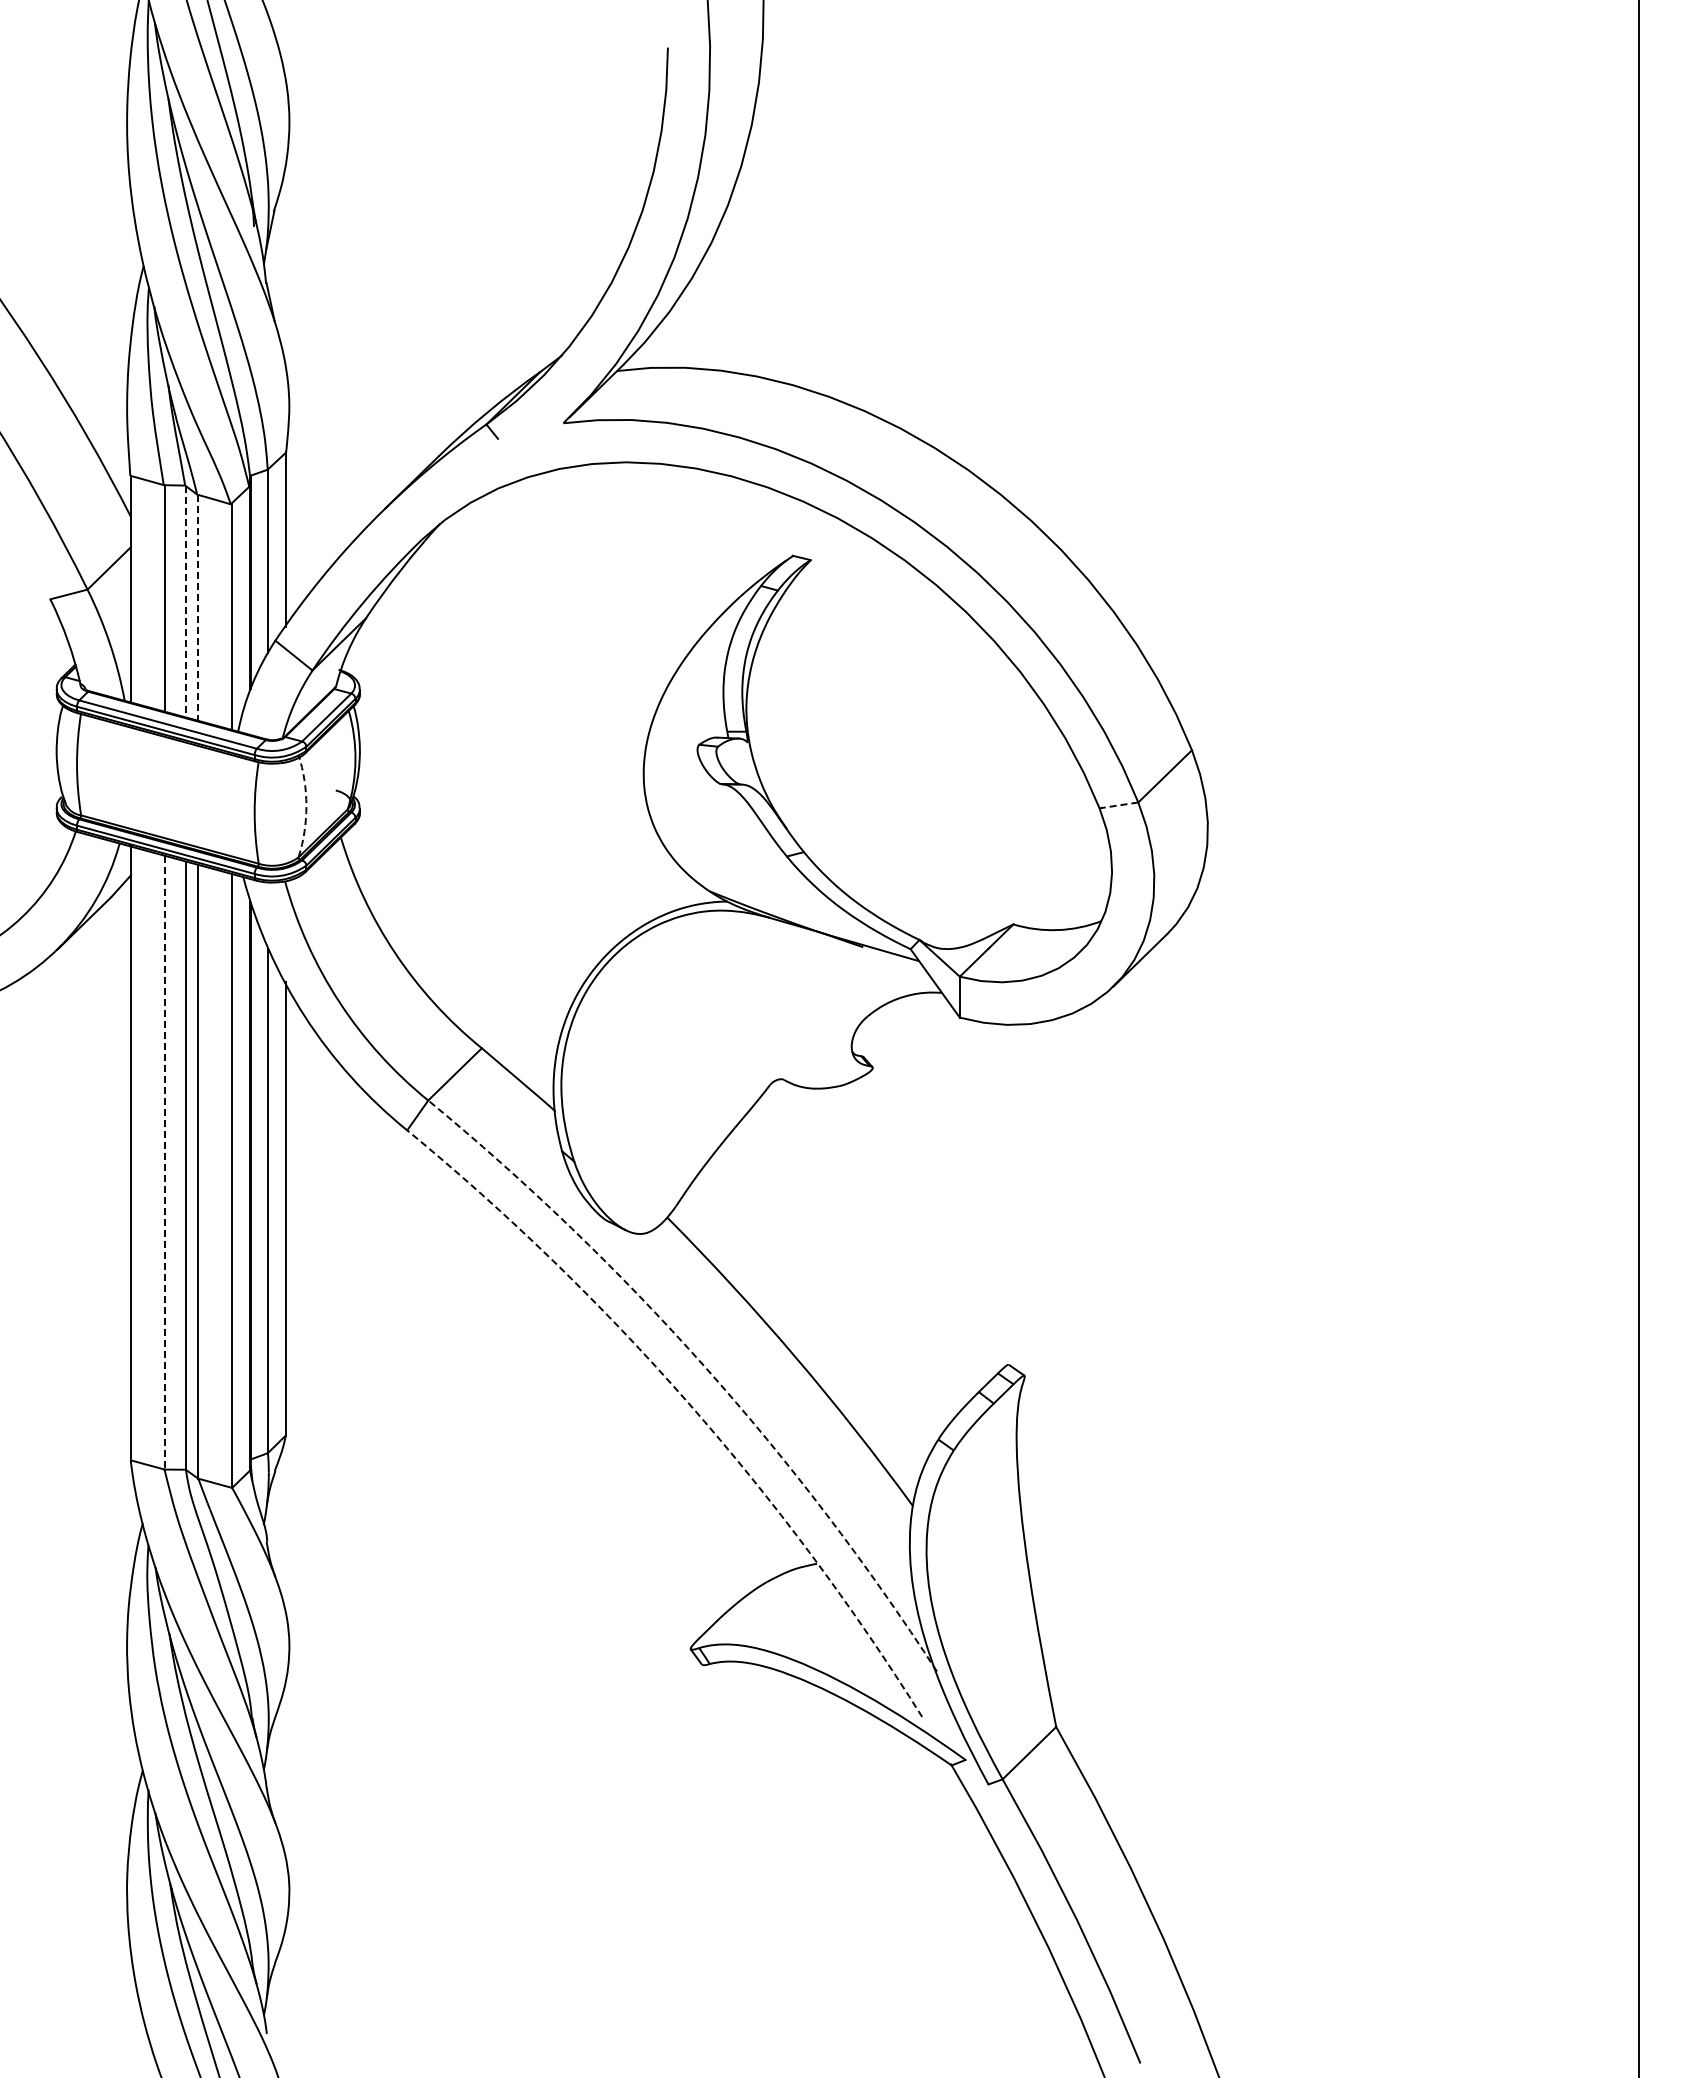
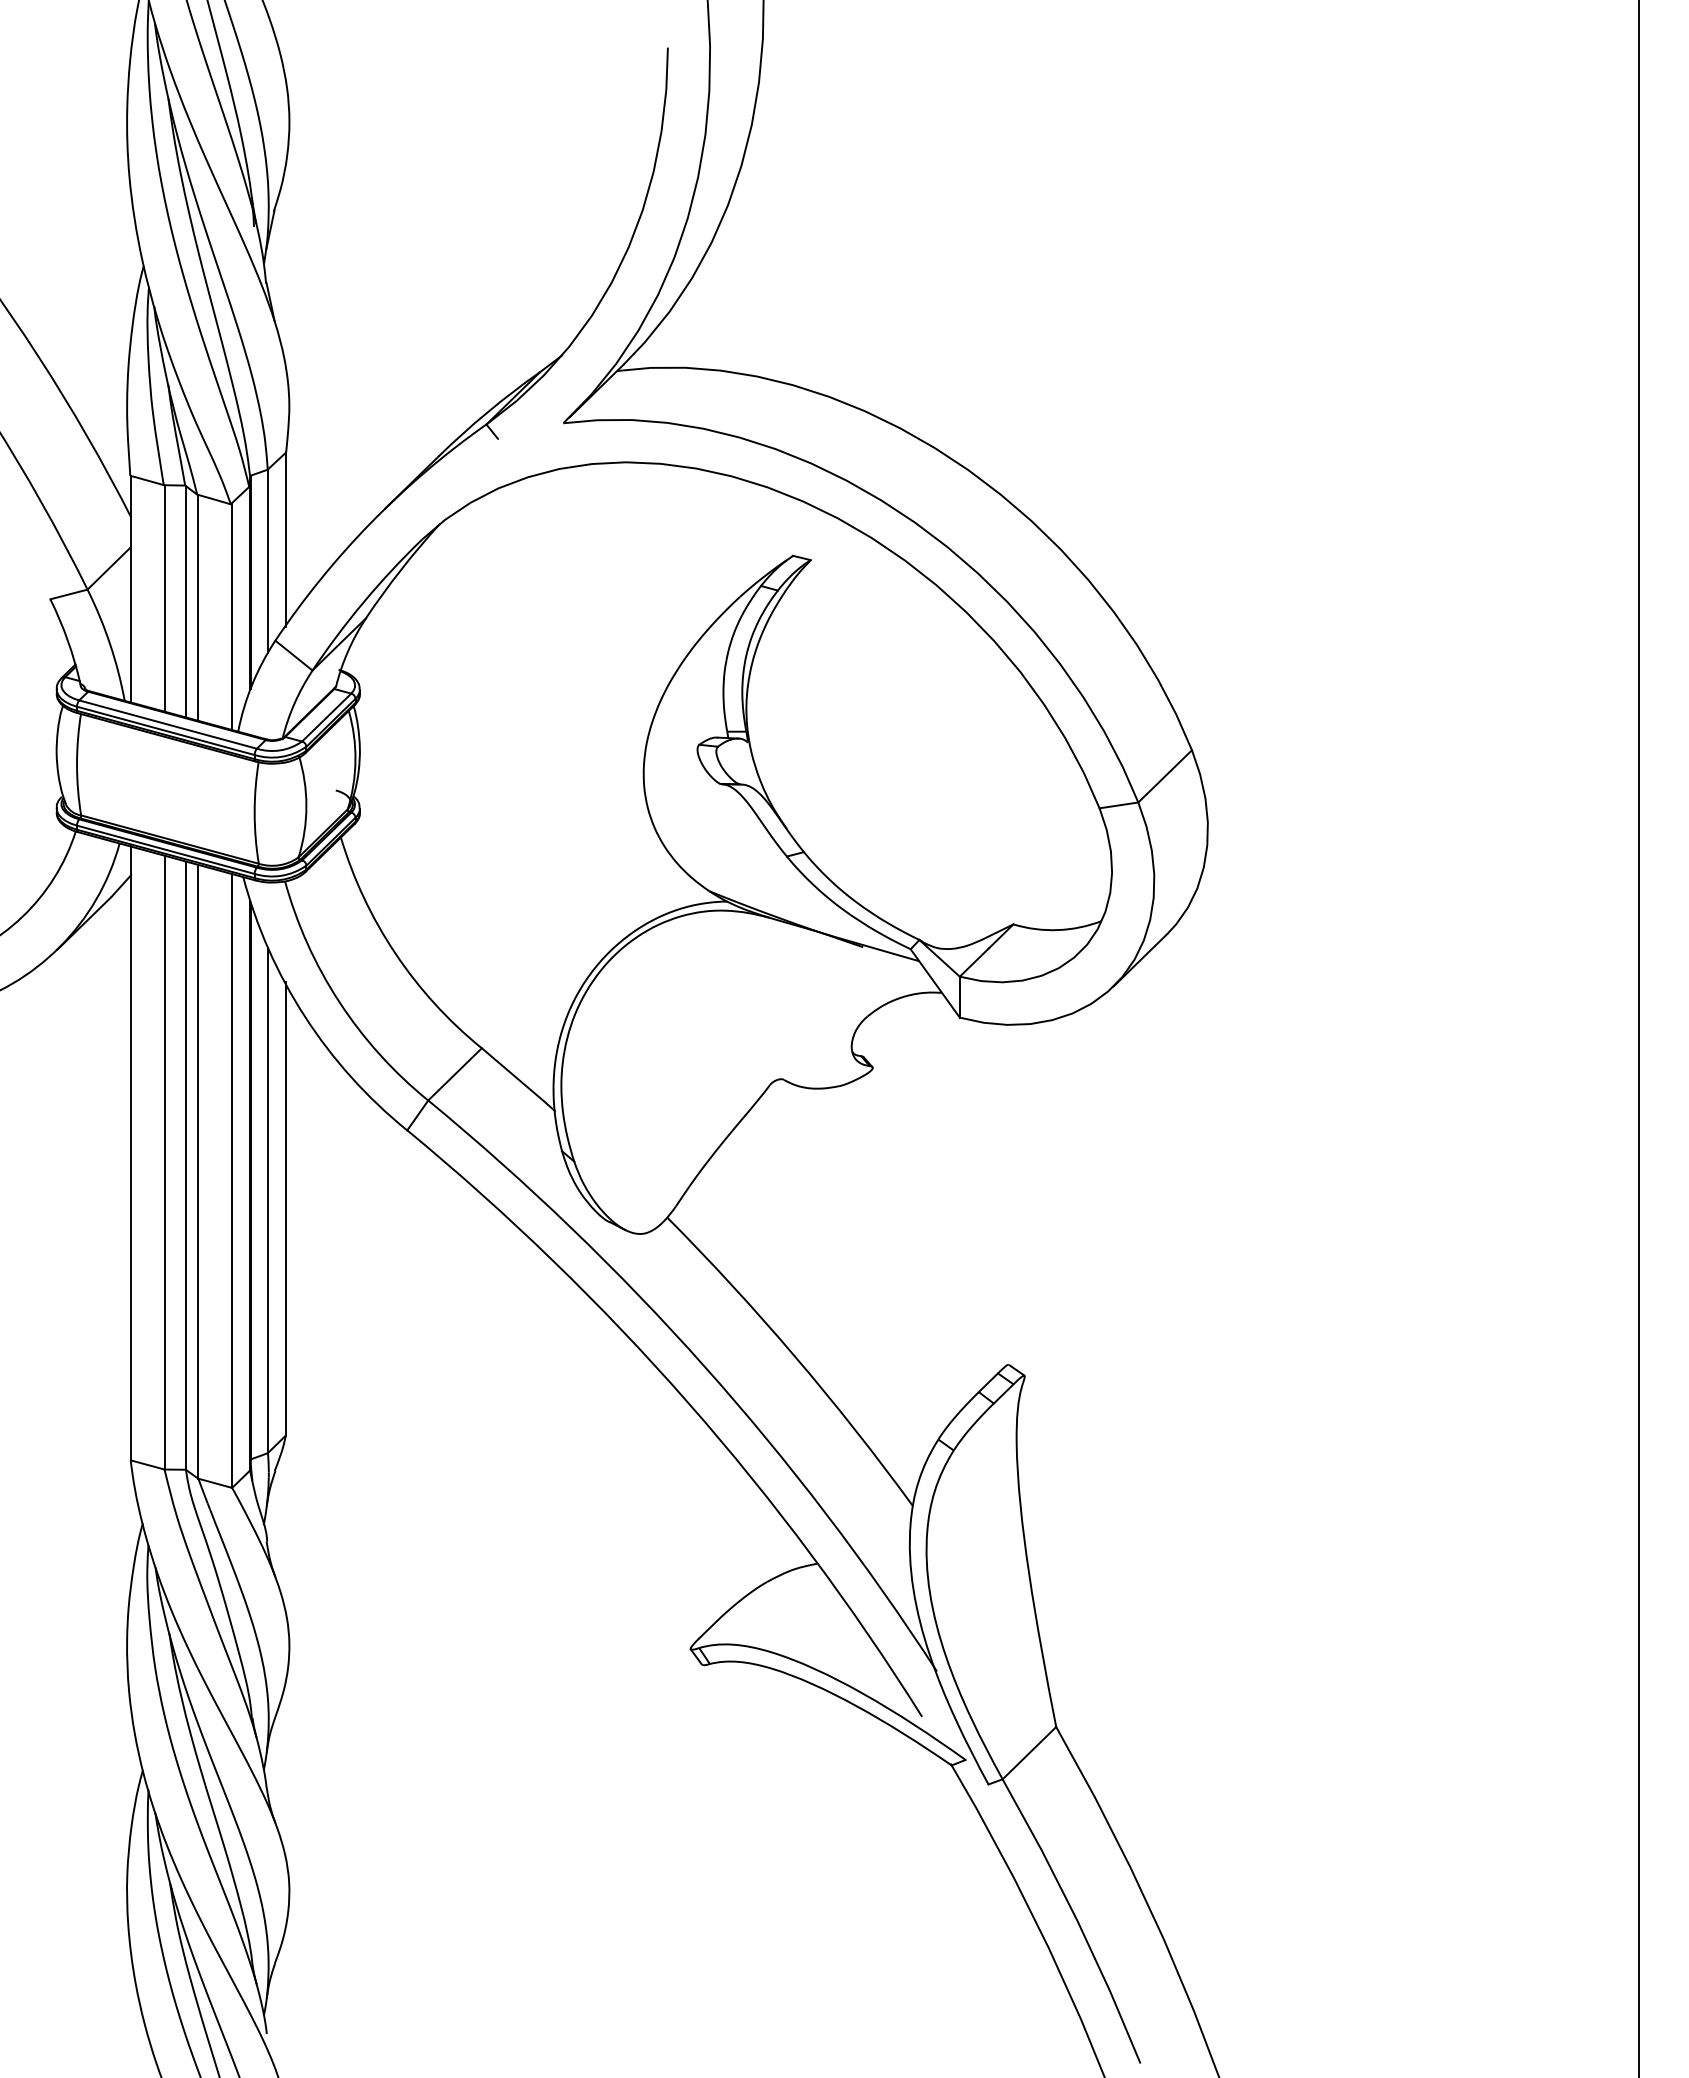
line: dashed -> solid (185, 601)
line: dashed -> solid (198, 608)
line: dashed -> solid (1118, 805)
arc: dashed -> solid (306, 806)
line: dashed -> solid (164, 1162)
arc: dashed -> solid (704, 1366)
arc: dashed -> solid (688, 1402)
